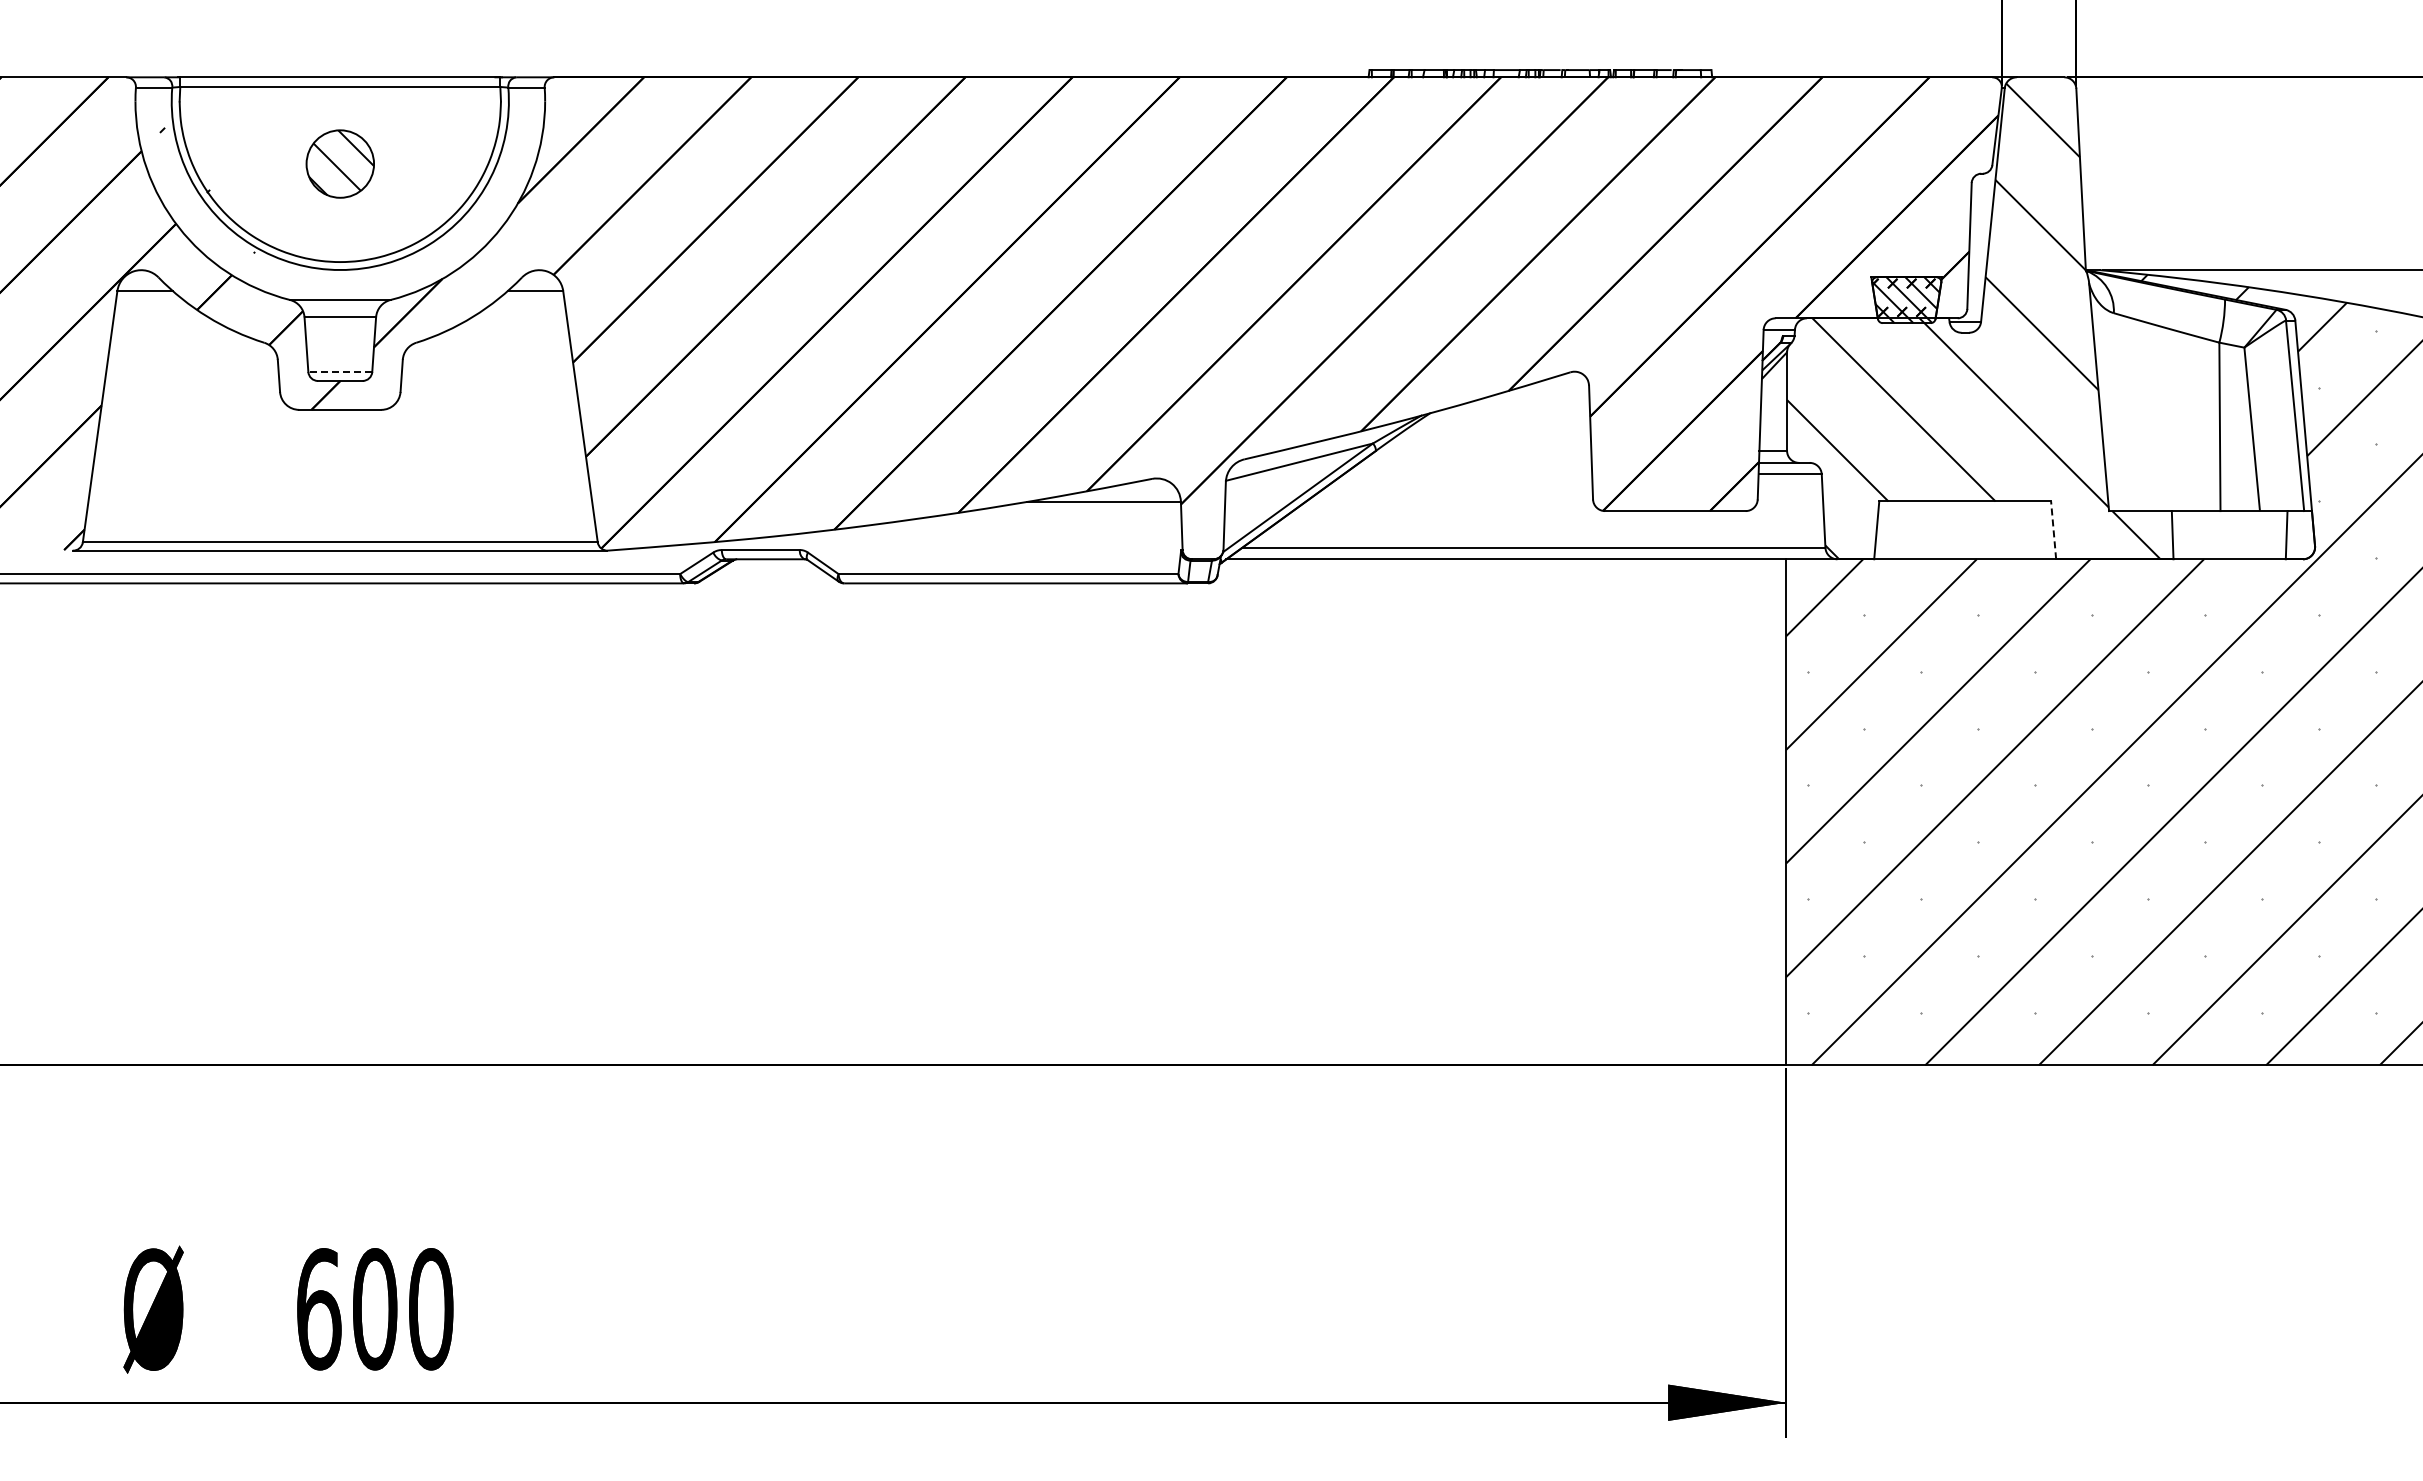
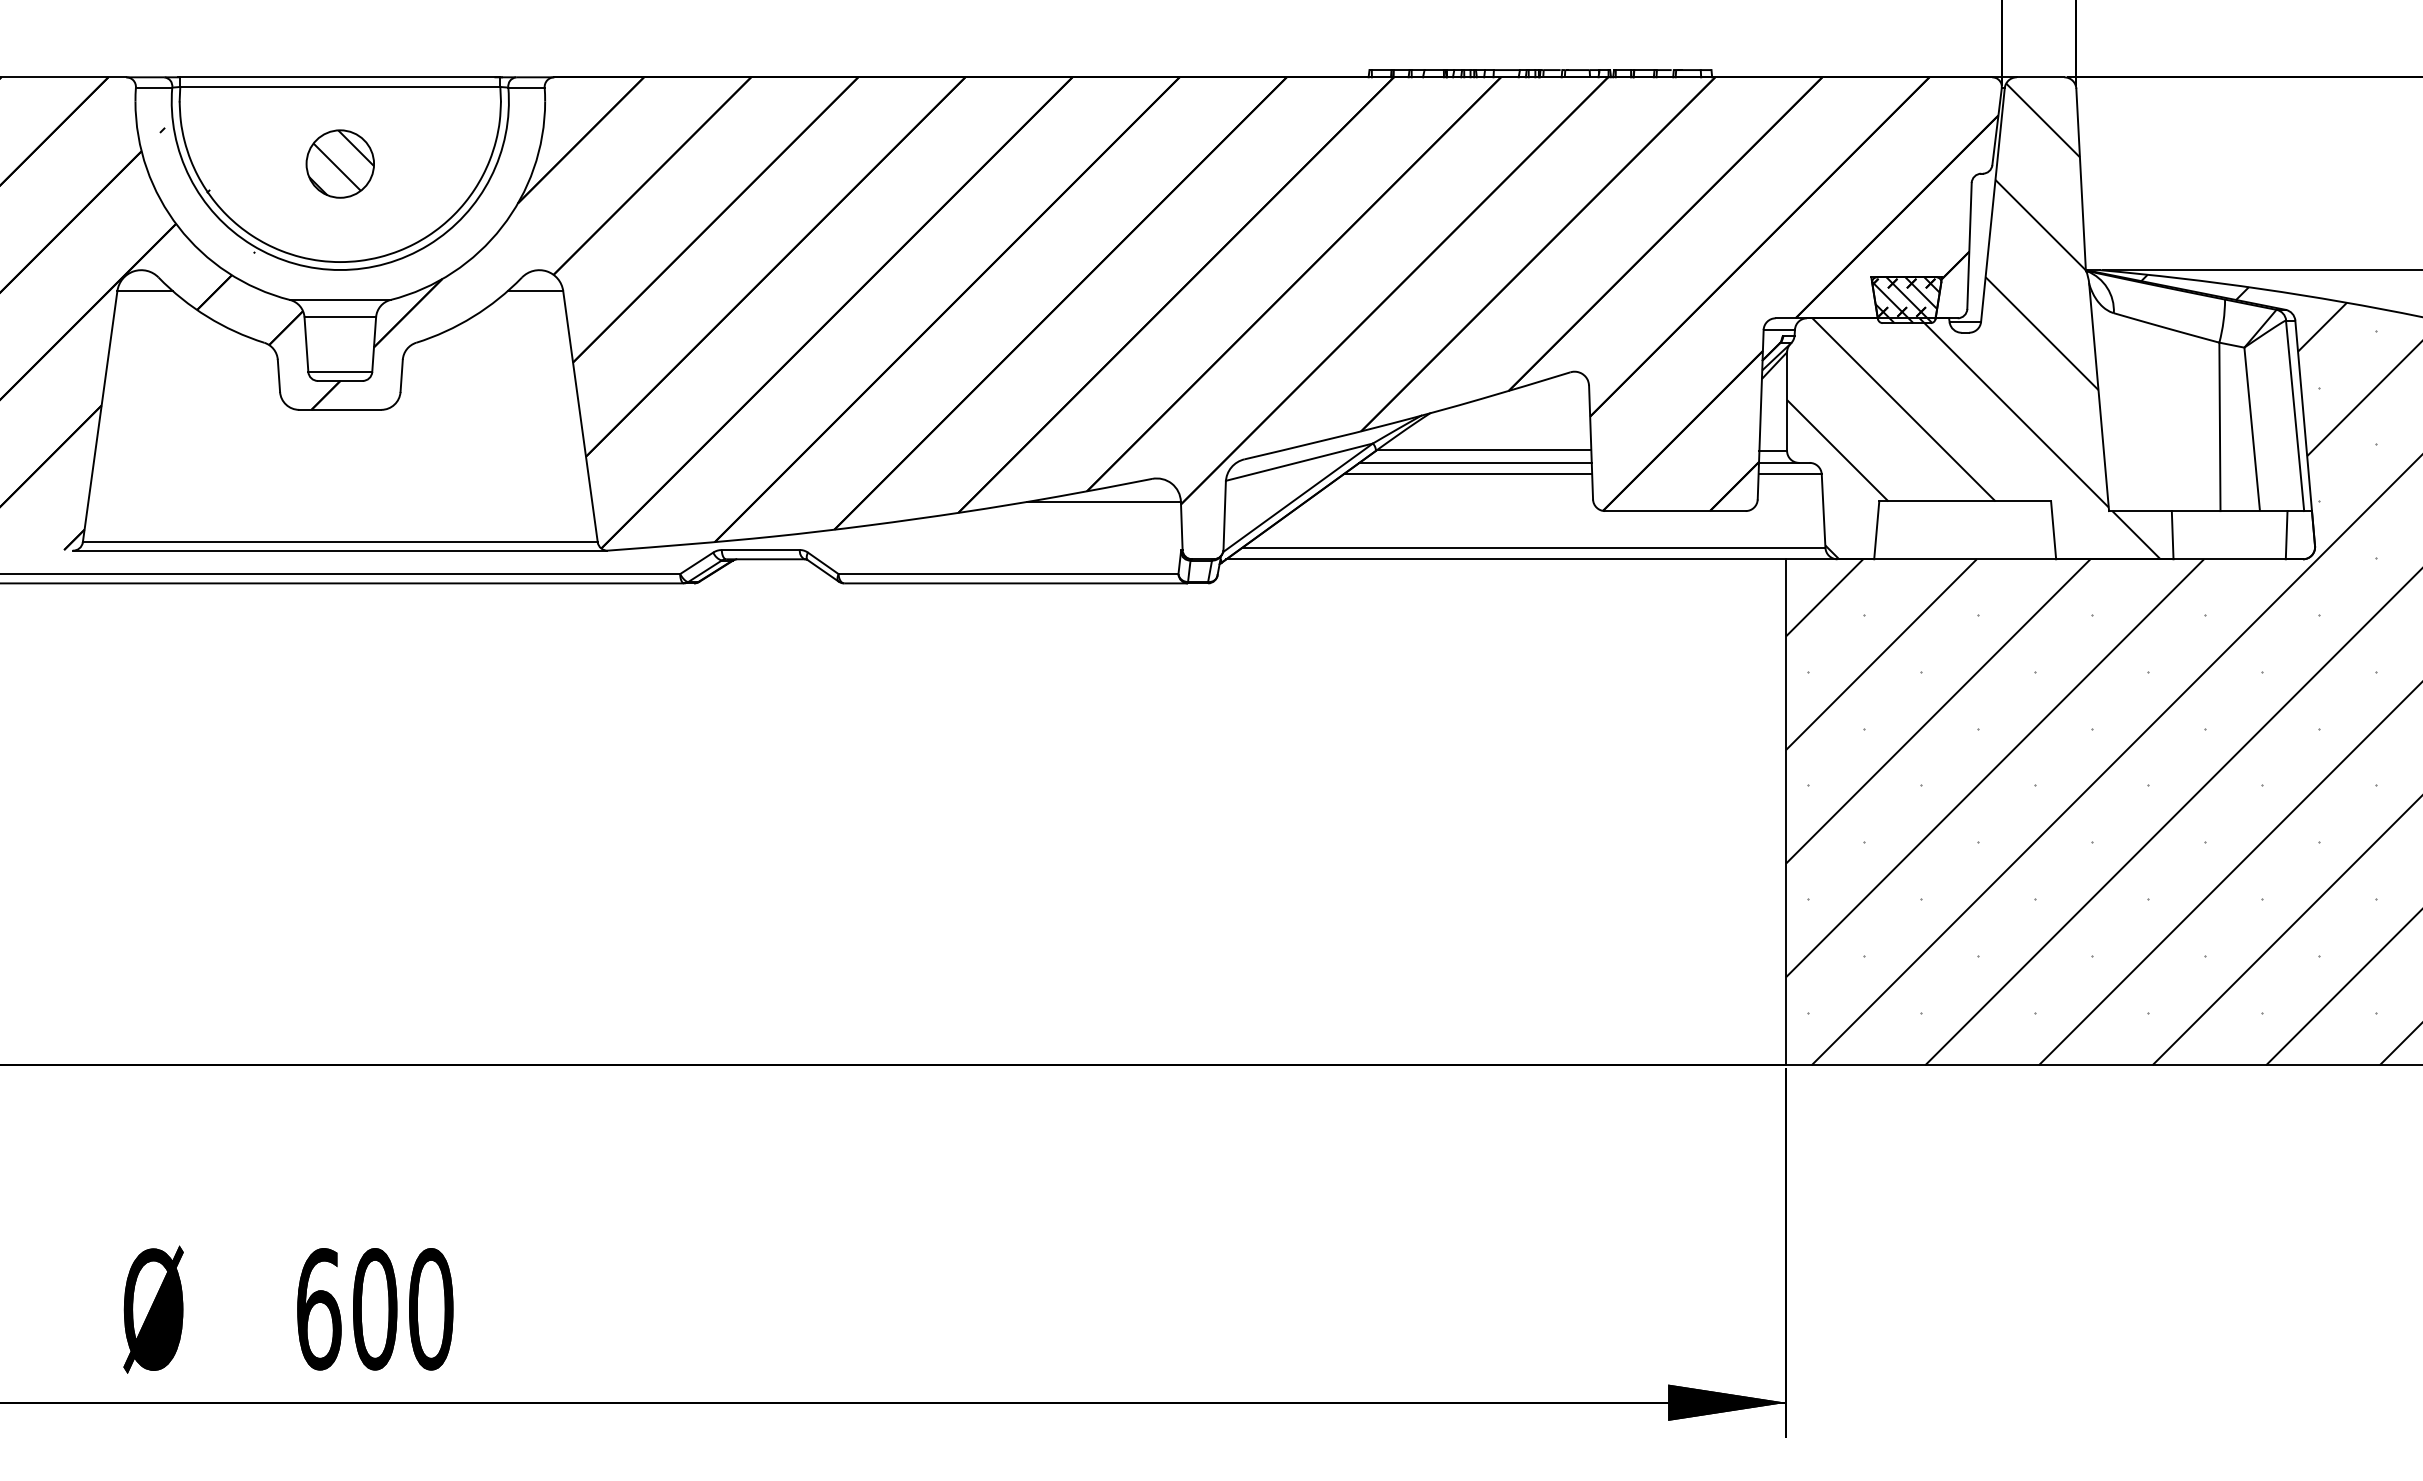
line: dashed -> solid (340, 372)
line: none -> present (1484, 450)
line: none -> present (1475, 462)
line: none -> present (1467, 474)
line: dashed -> solid (2053, 529)
